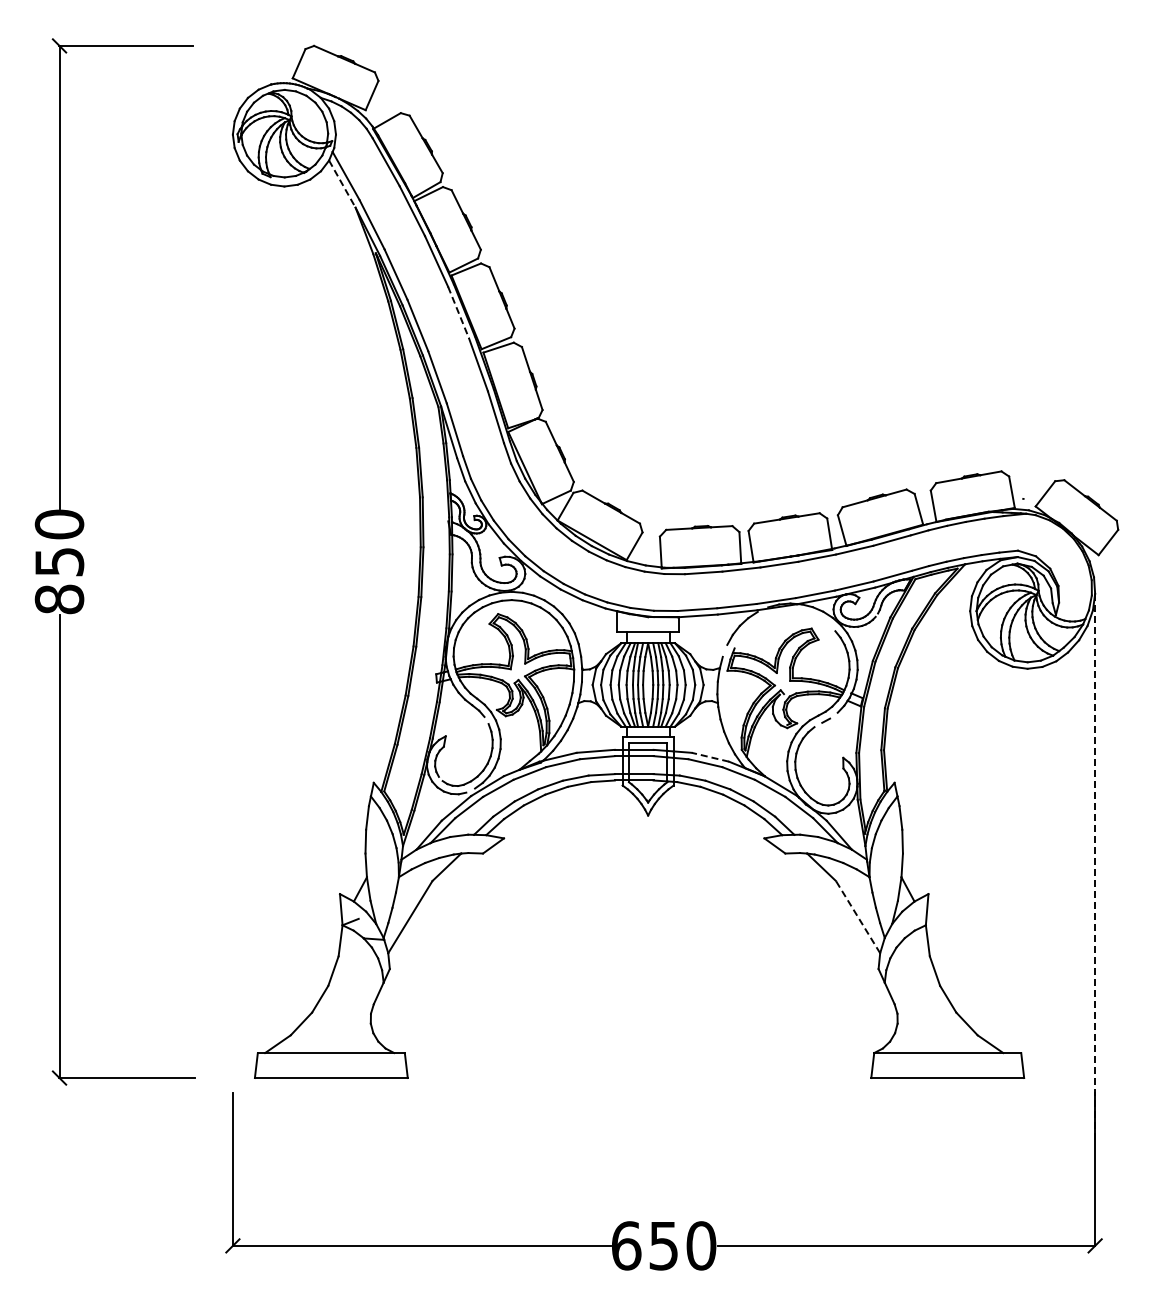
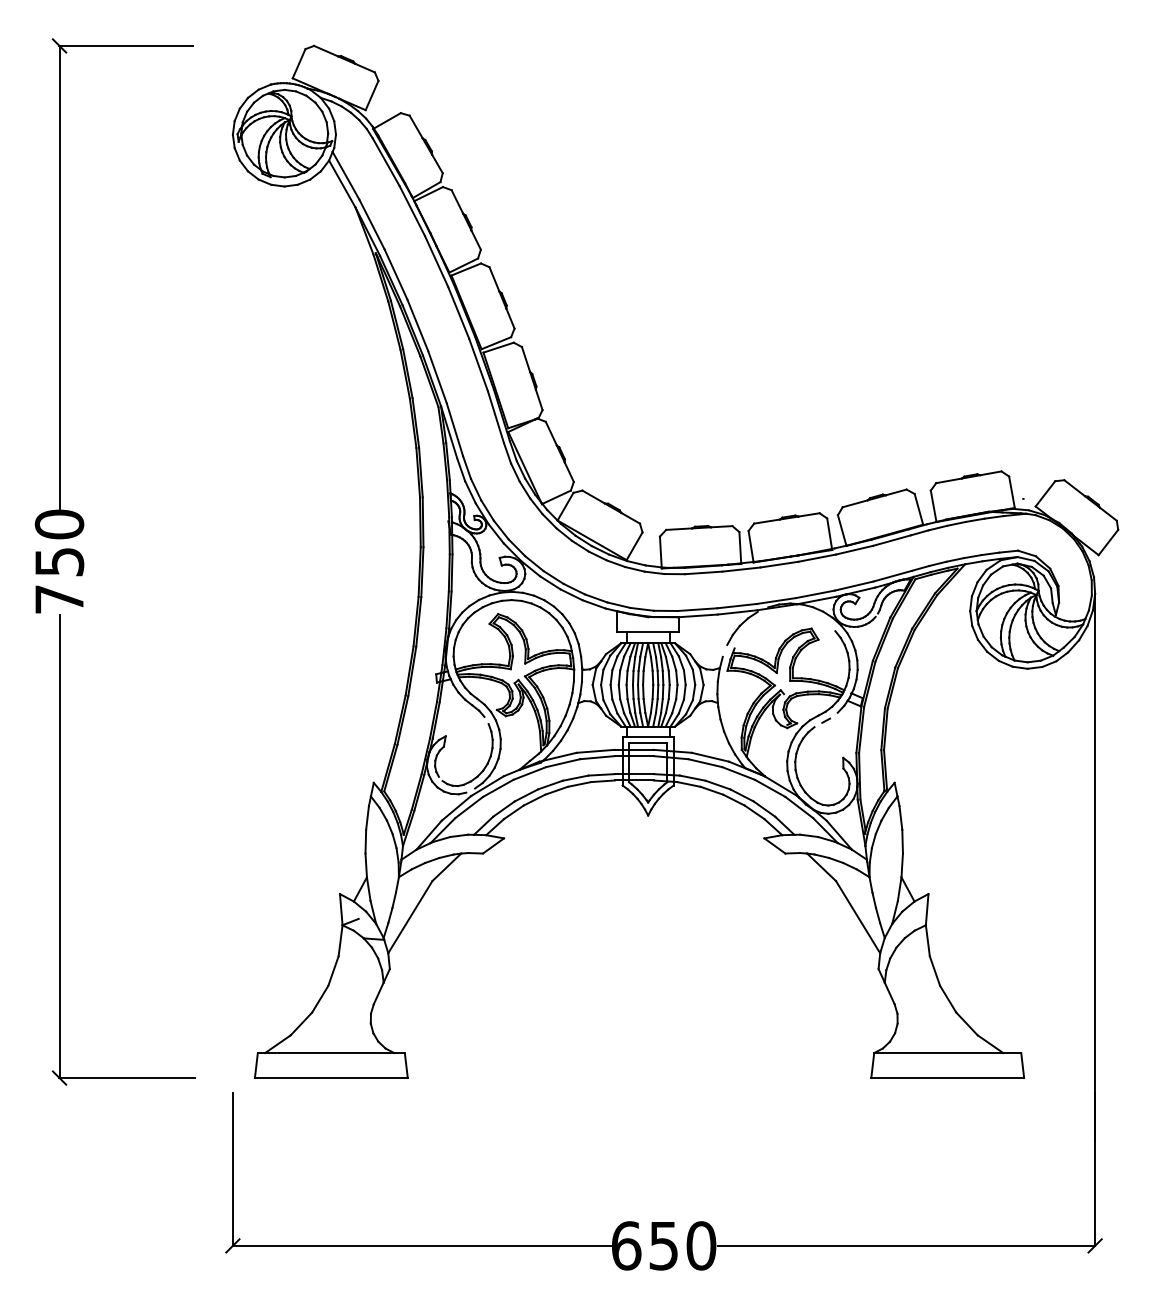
line: dashed -> solid (342, 184)
line: dashed -> solid (458, 312)
text: 850 -> 750 (59, 599)
line: dashed -> solid (709, 757)
line: dashed -> solid (1095, 867)
line: dashed -> solid (857, 916)
